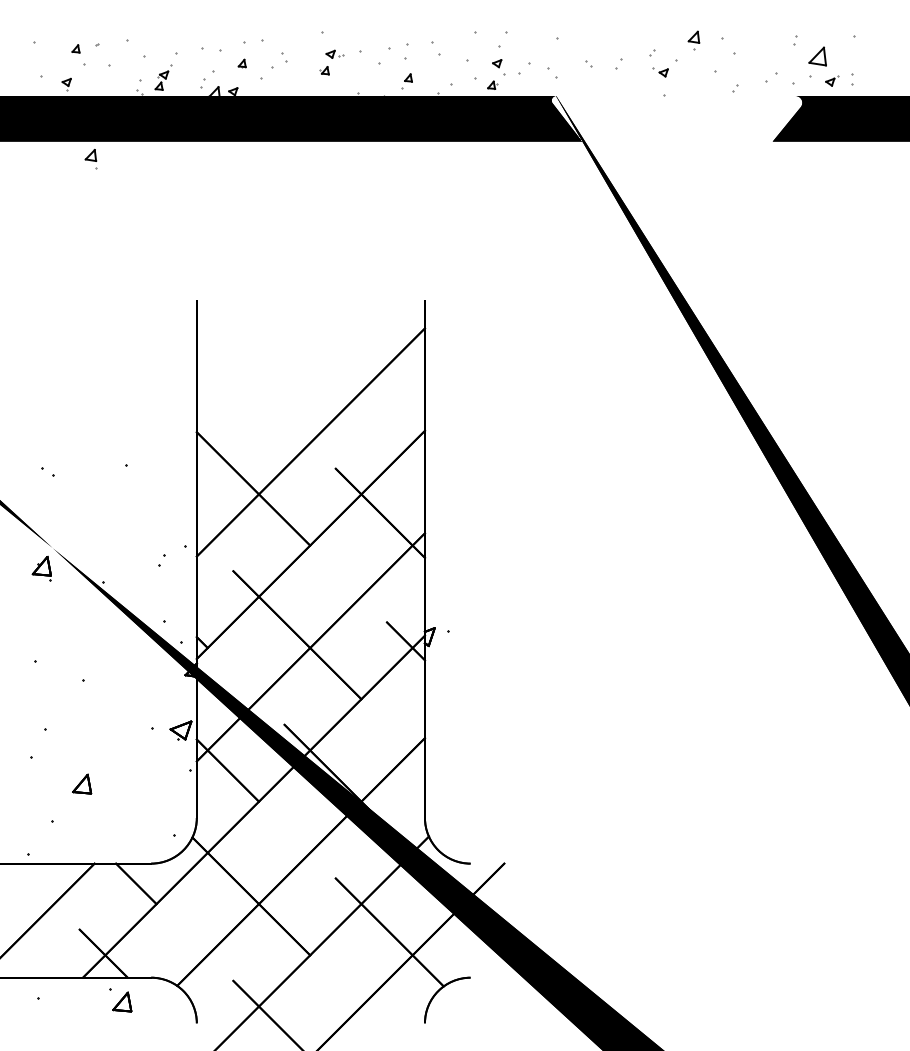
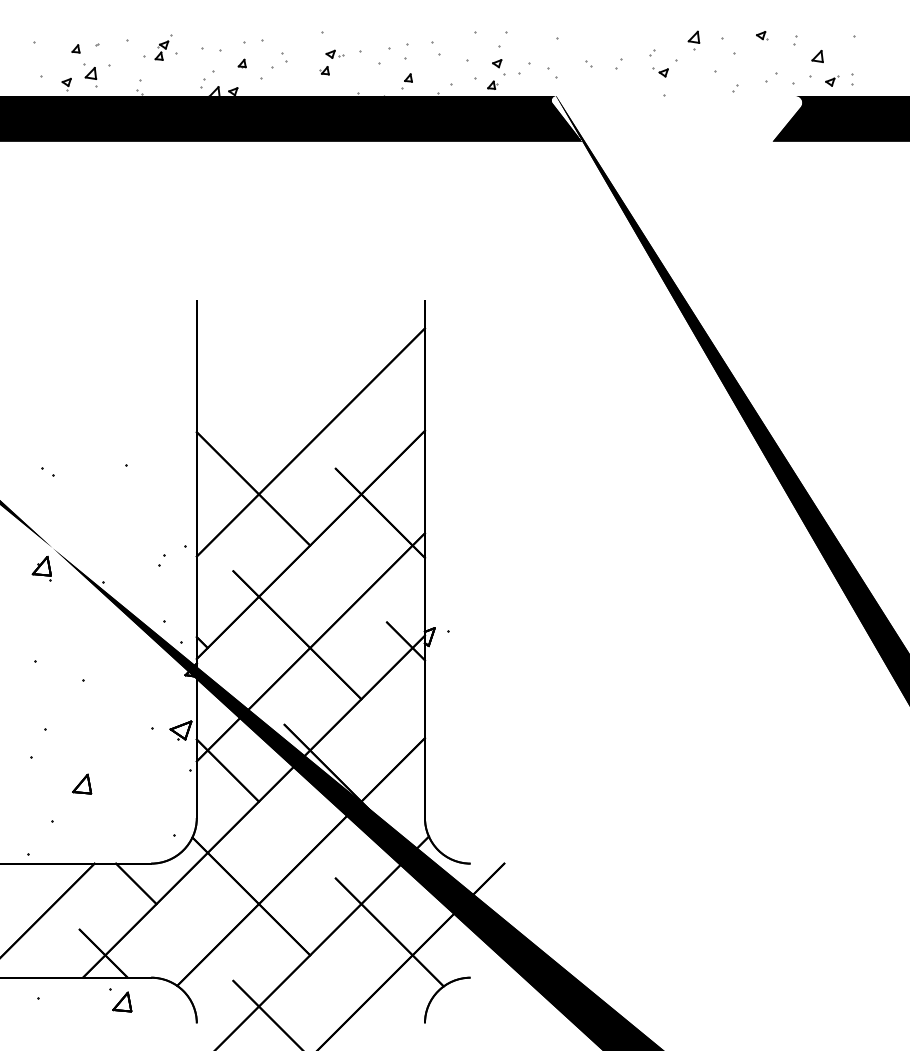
part: none -> present (762, 35)
part size: 19x21 px -> 13x13 px (817, 56)
part position: (163, 77) -> (163, 47) (163, 47)
part position: (90, 159) -> (90, 77) (90, 77)
